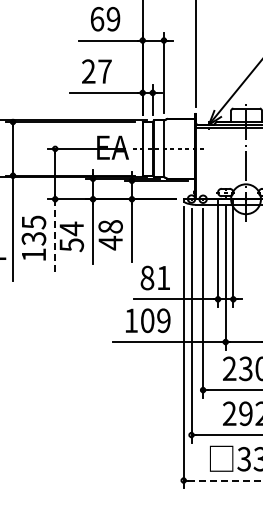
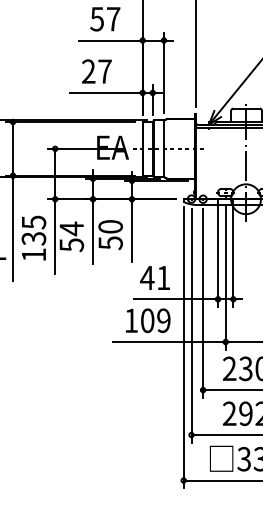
text: 69 -> 57 (105, 18)
text: 48 -> 50 (110, 235)
line: dashed -> solid (55, 236)
text: 81 -> 41 (147, 277)
line: dashed -> solid (226, 480)
